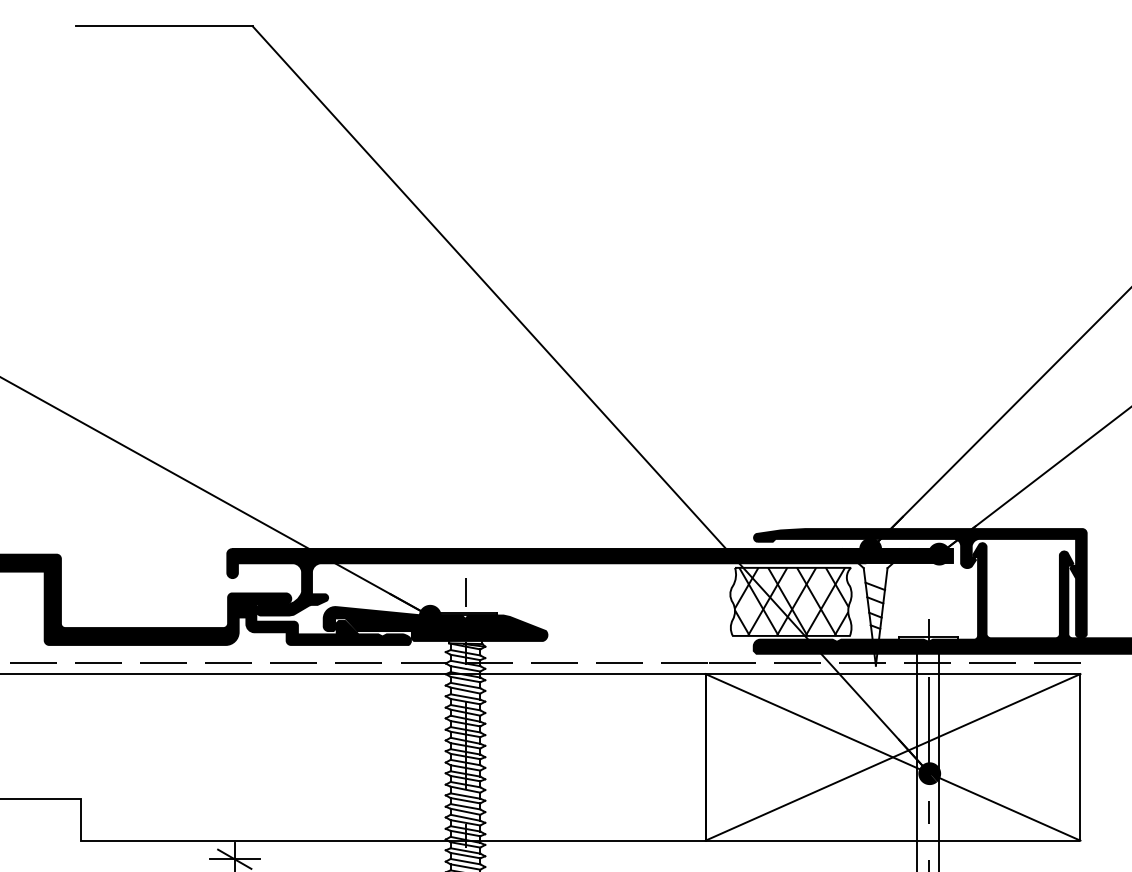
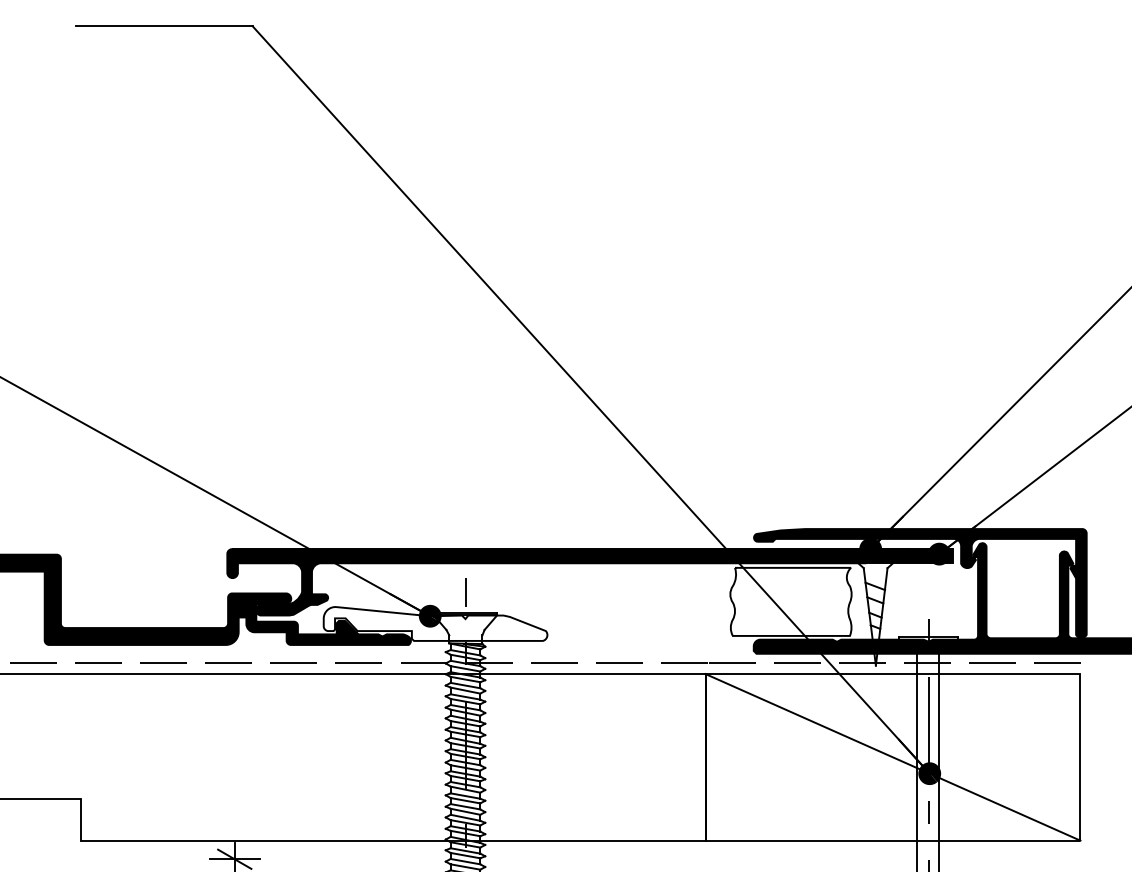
hatch: present -> none (791, 601)
fill: present -> none (435, 623)
line: present -> none (892, 757)
